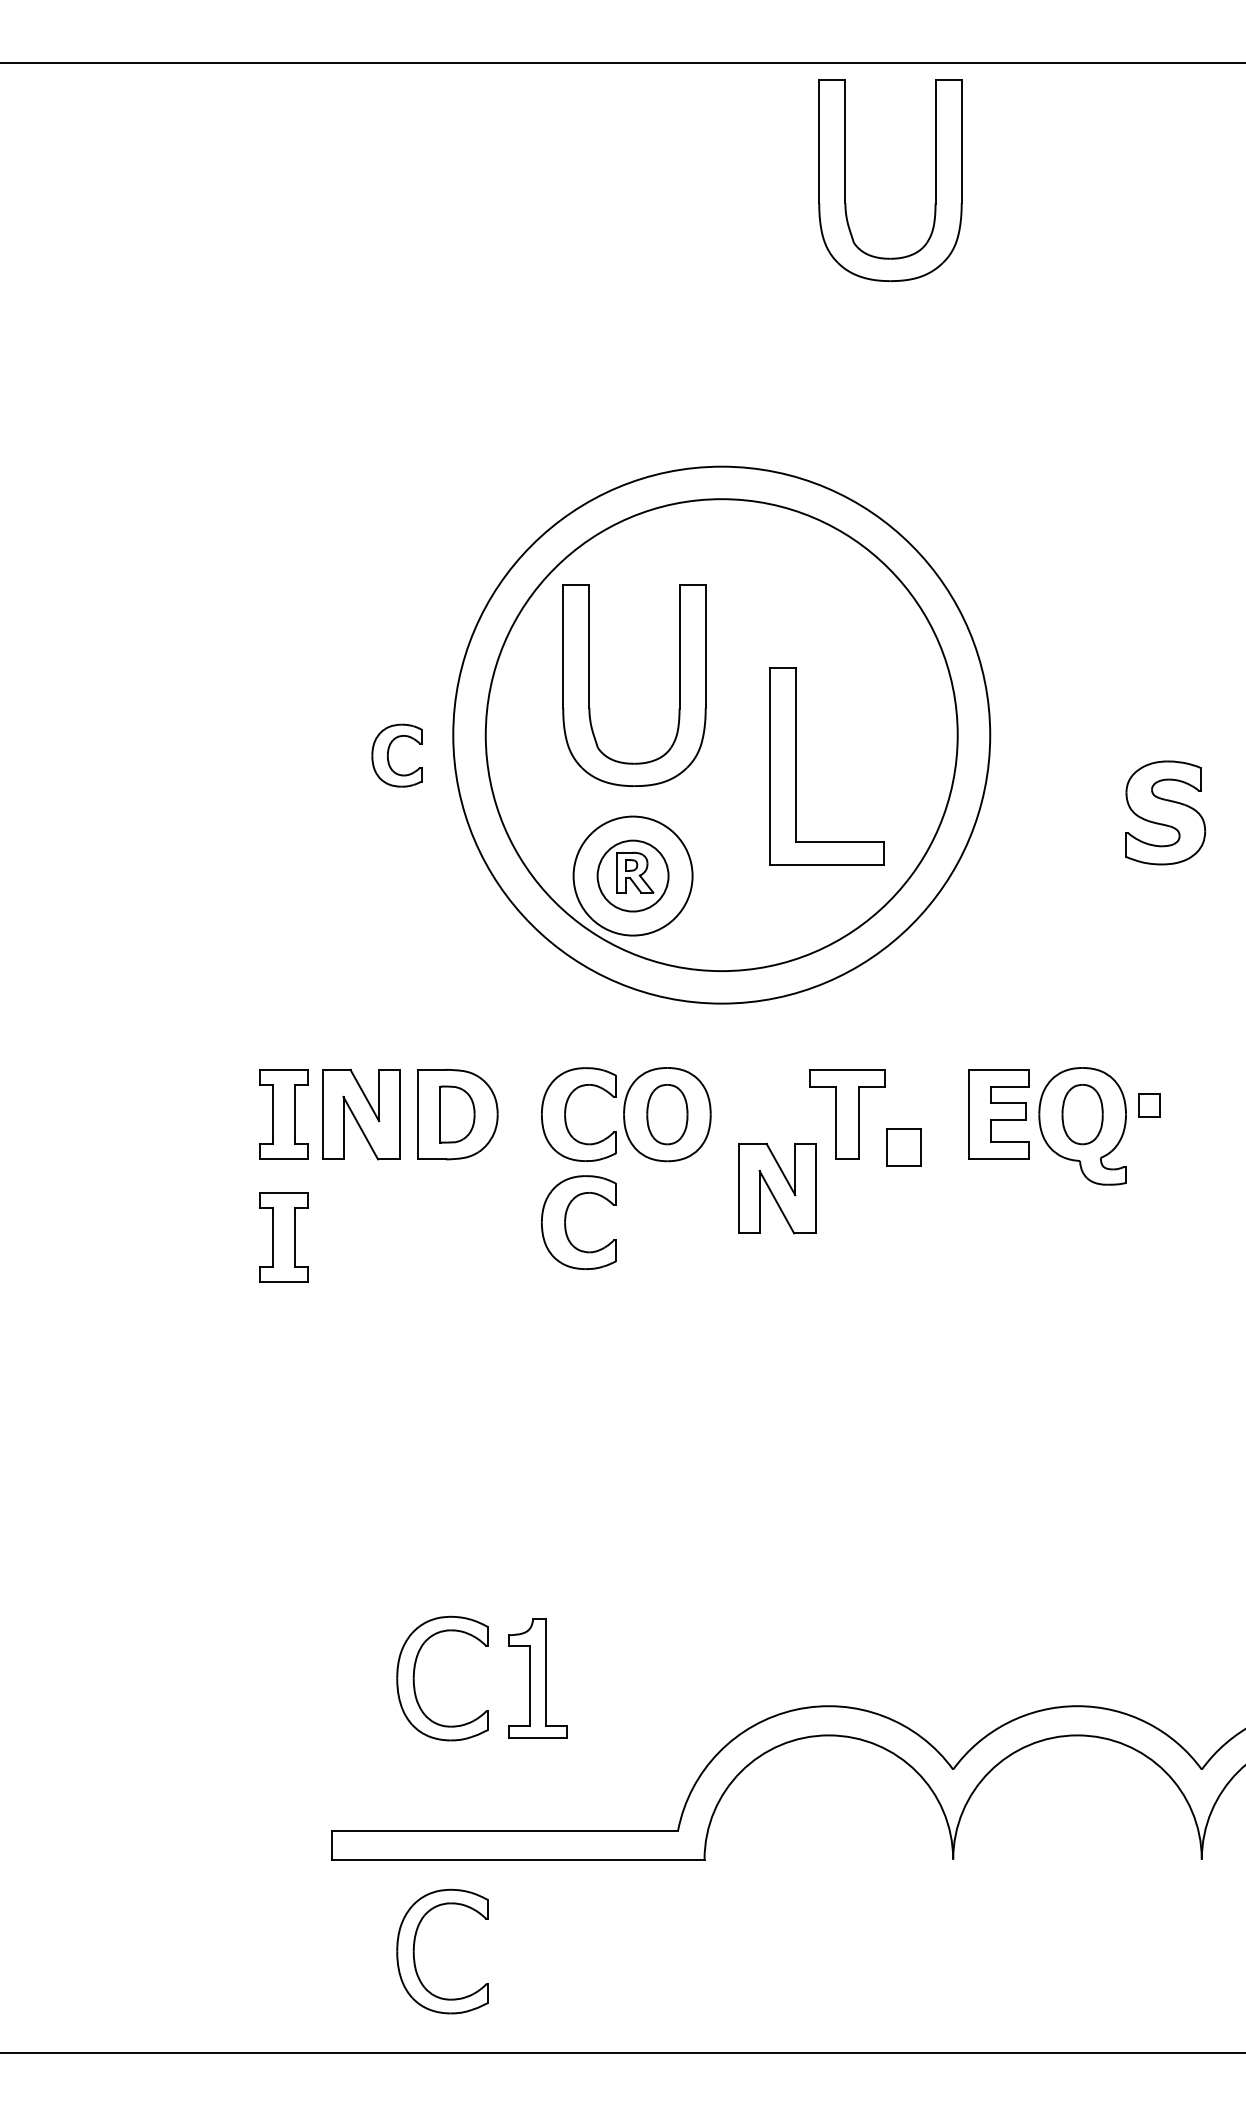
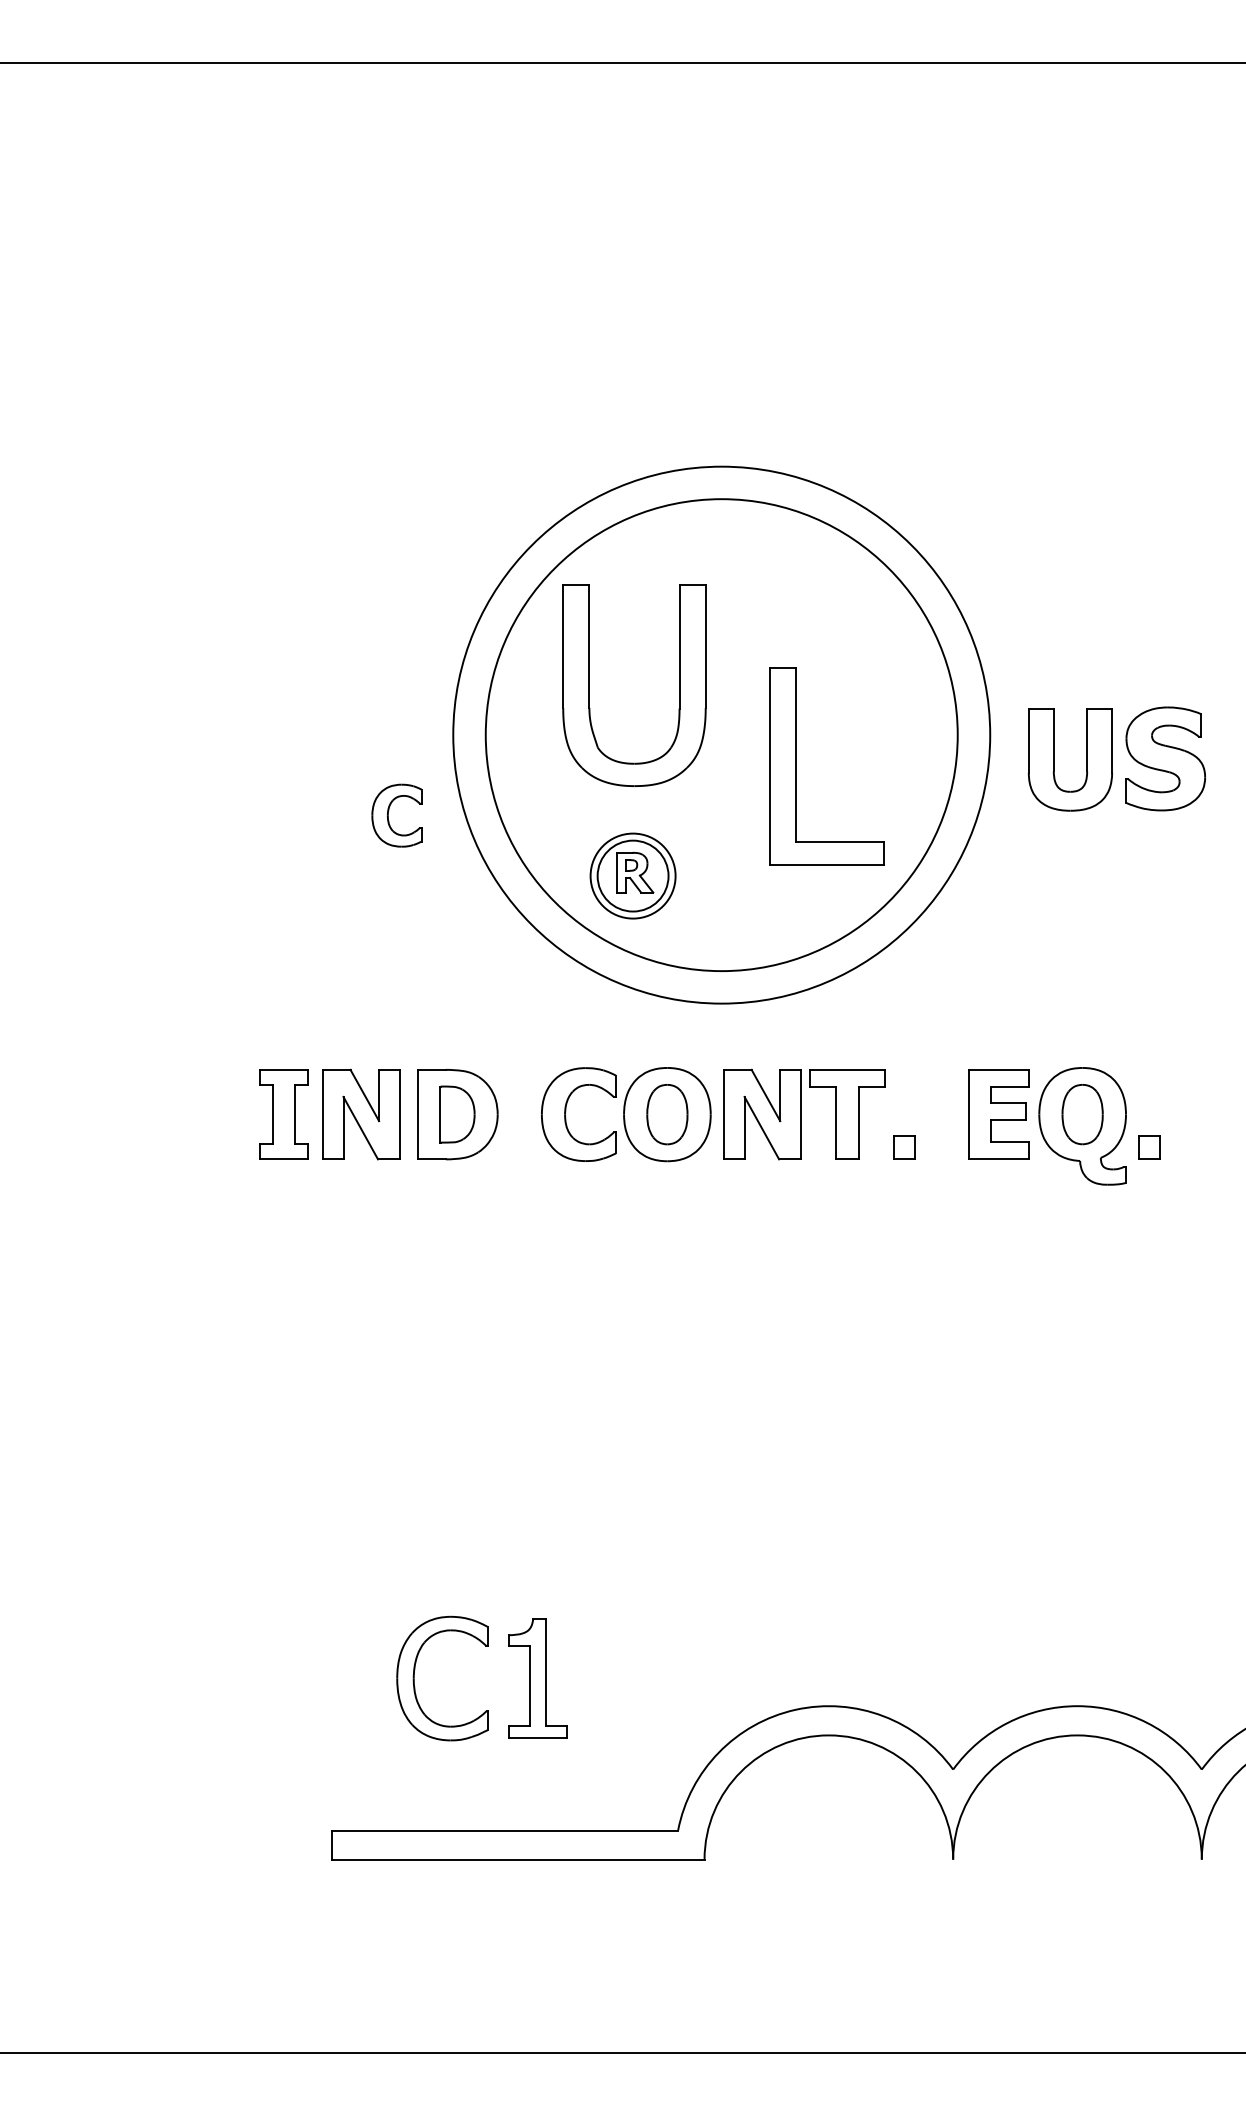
part: present -> none (845, 180)
part position: (388, 755) -> (388, 815) (388, 815)
part: none -> present (1054, 759)
part position: (1165, 812) -> (1165, 758) (1165, 758)
circle diameter: 119 px -> 85 px (632, 875)
part position: (1149, 1105) -> (1149, 1147) (1149, 1147)
part size: 36x39 px -> 23x25 px (904, 1147)
part position: (777, 1188) -> (762, 1114) (762, 1114)
part: present -> none (566, 1219)
part: present -> none (283, 1237)
part: present -> none (414, 1951)
